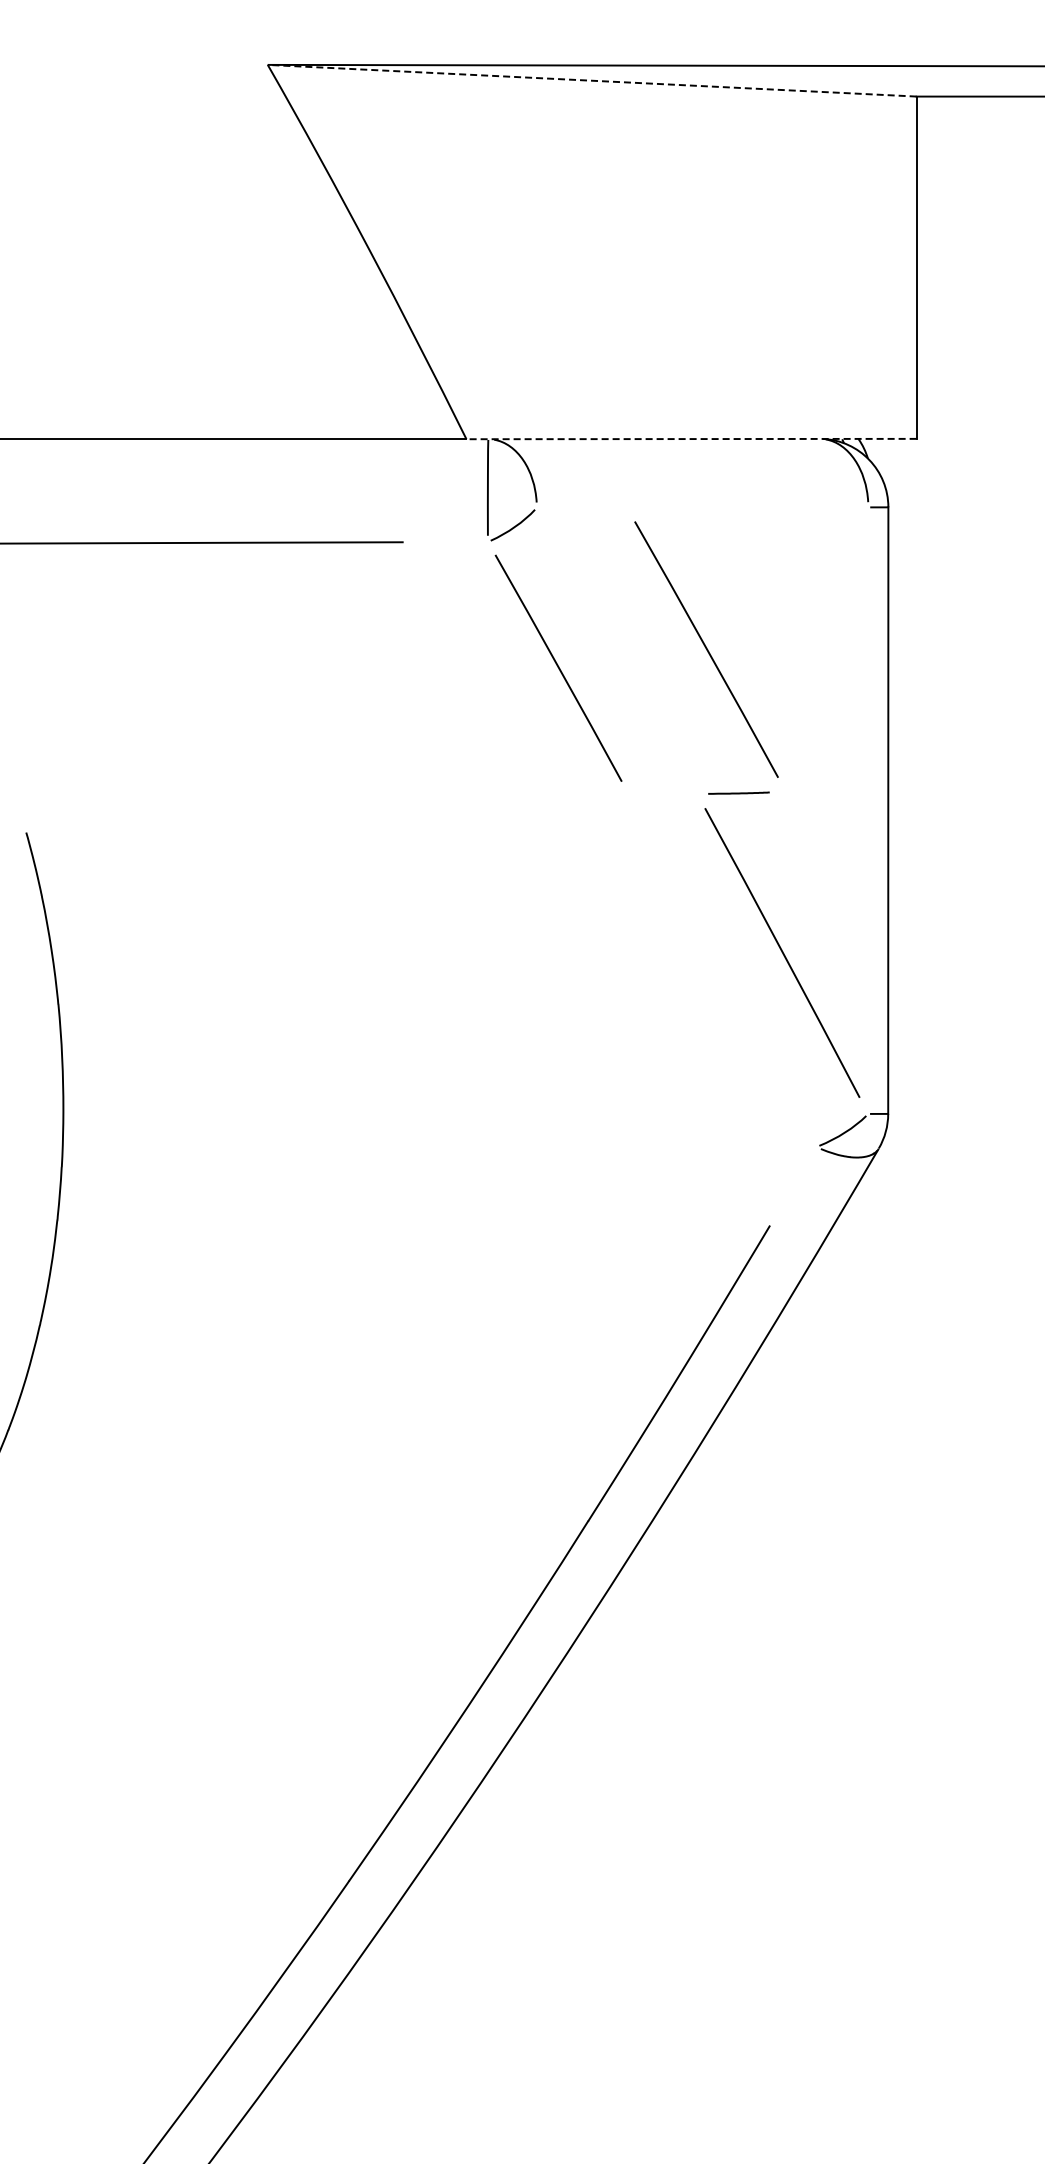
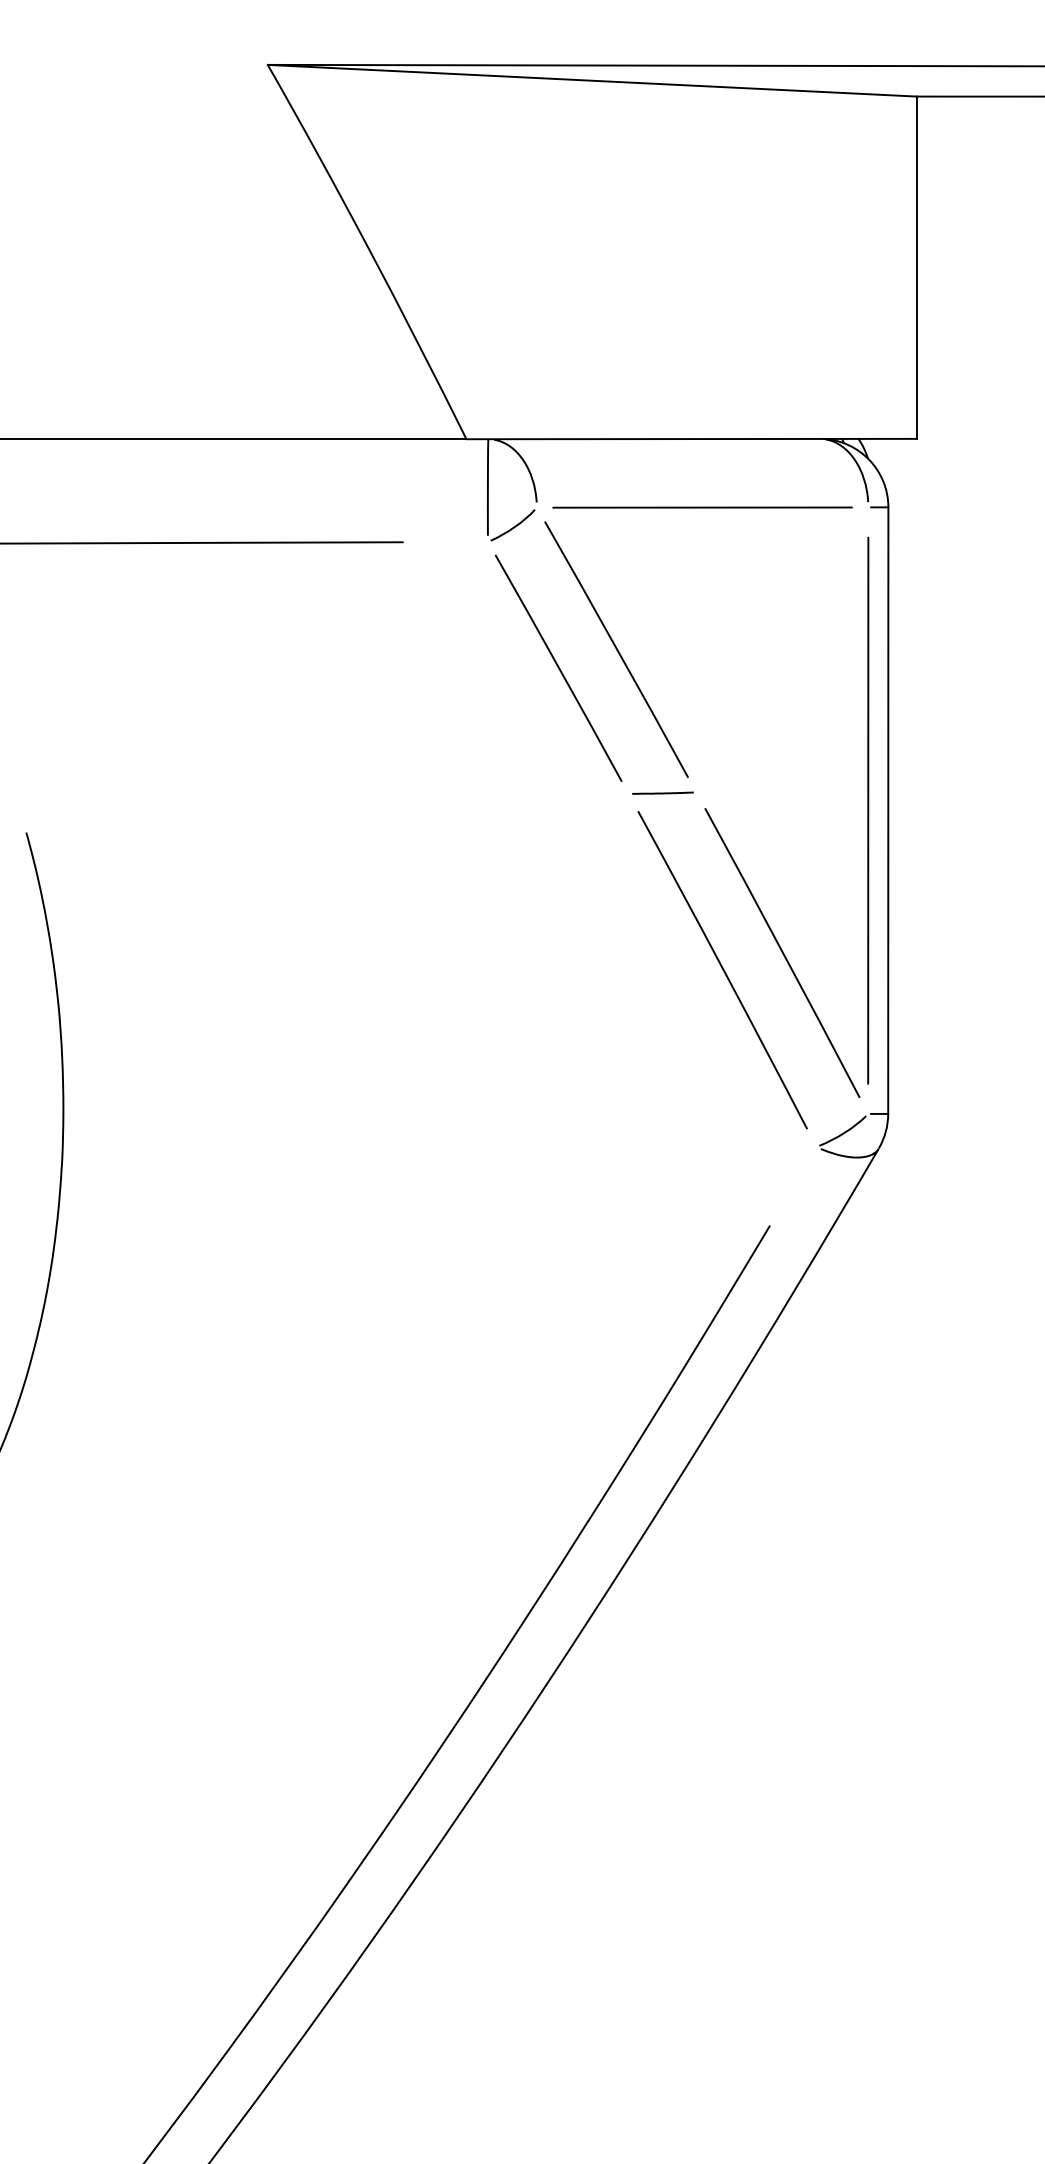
line: dashed -> solid (592, 80)
line: dashed -> solid (691, 439)
line: none -> present (702, 507)
line position: (706, 649) -> (616, 649) (616, 649)
line position: (738, 792) -> (662, 792) (662, 792)
line: none -> present (868, 810)
curve: none -> present (722, 970)
